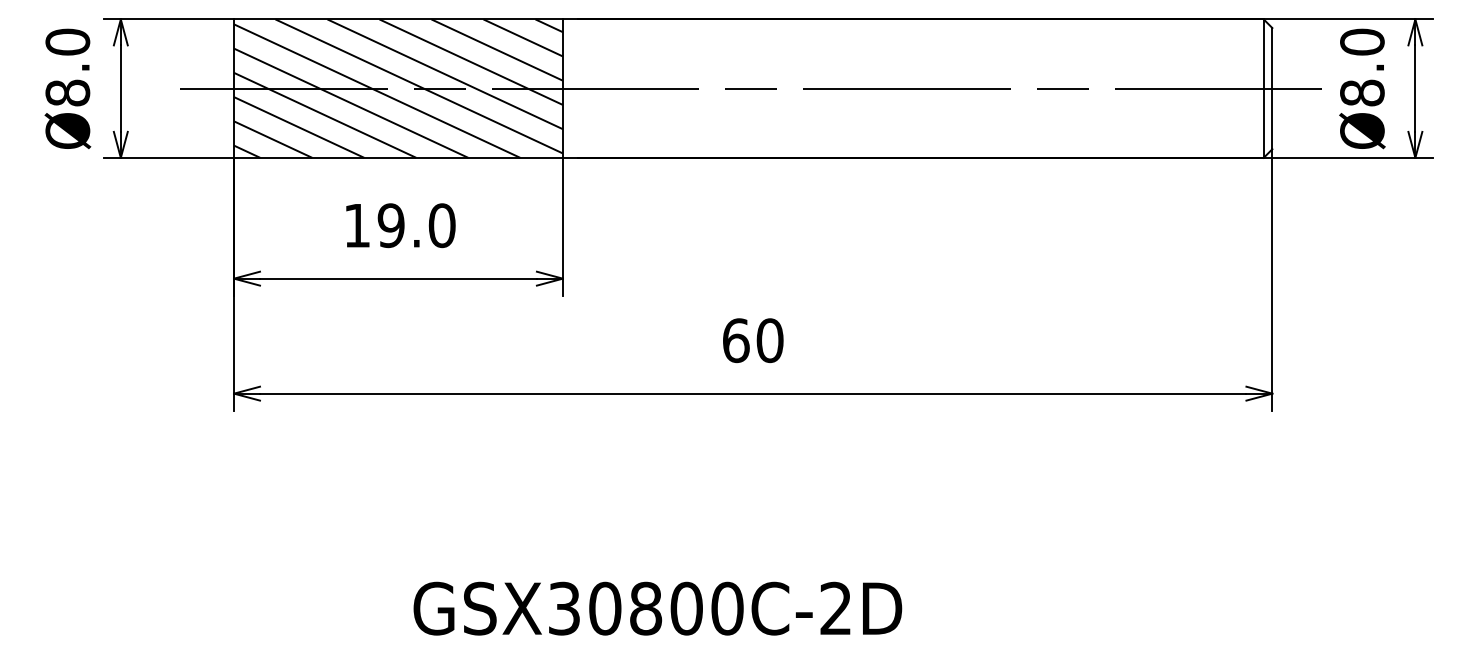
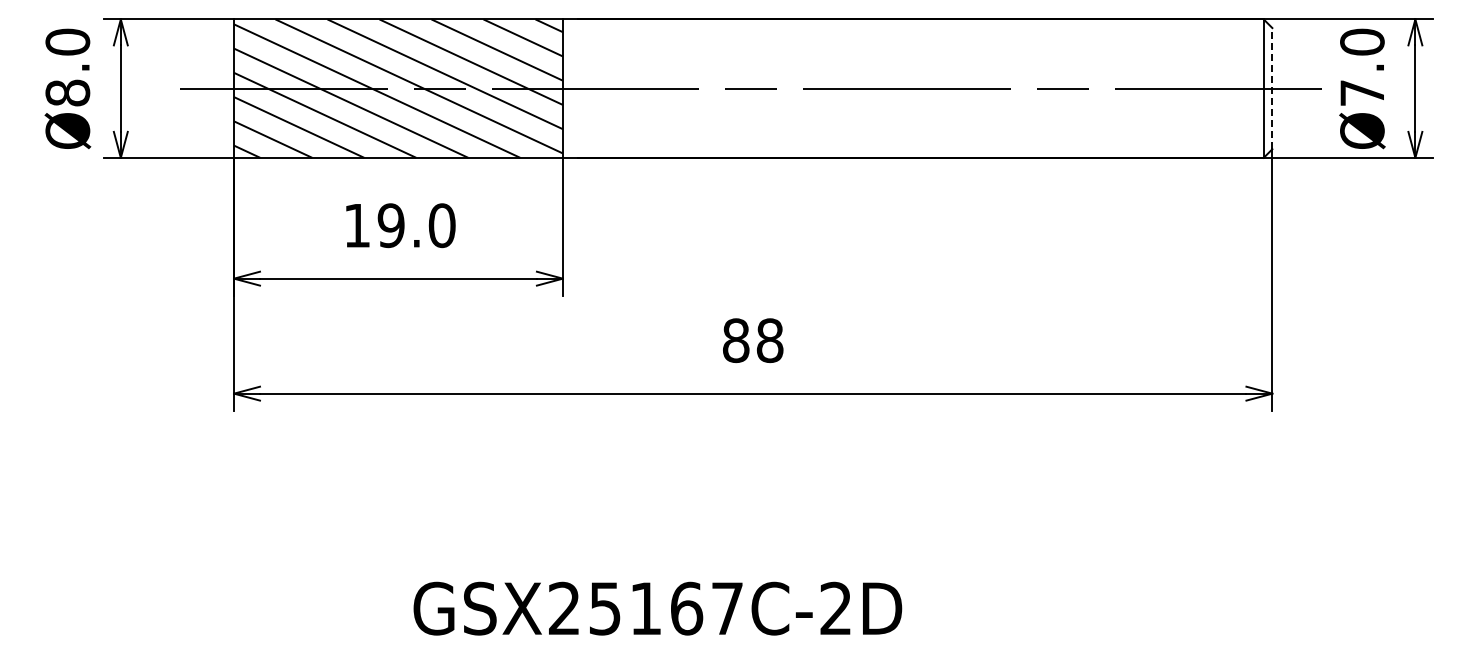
line: solid -> dashed (1272, 88)
text: Ø8.0 -> Ø7.0 (1362, 92)
text: 60 -> 88 (753, 340)
text: GSX30800C-2D -> GSX25167C-2D (646, 608)
